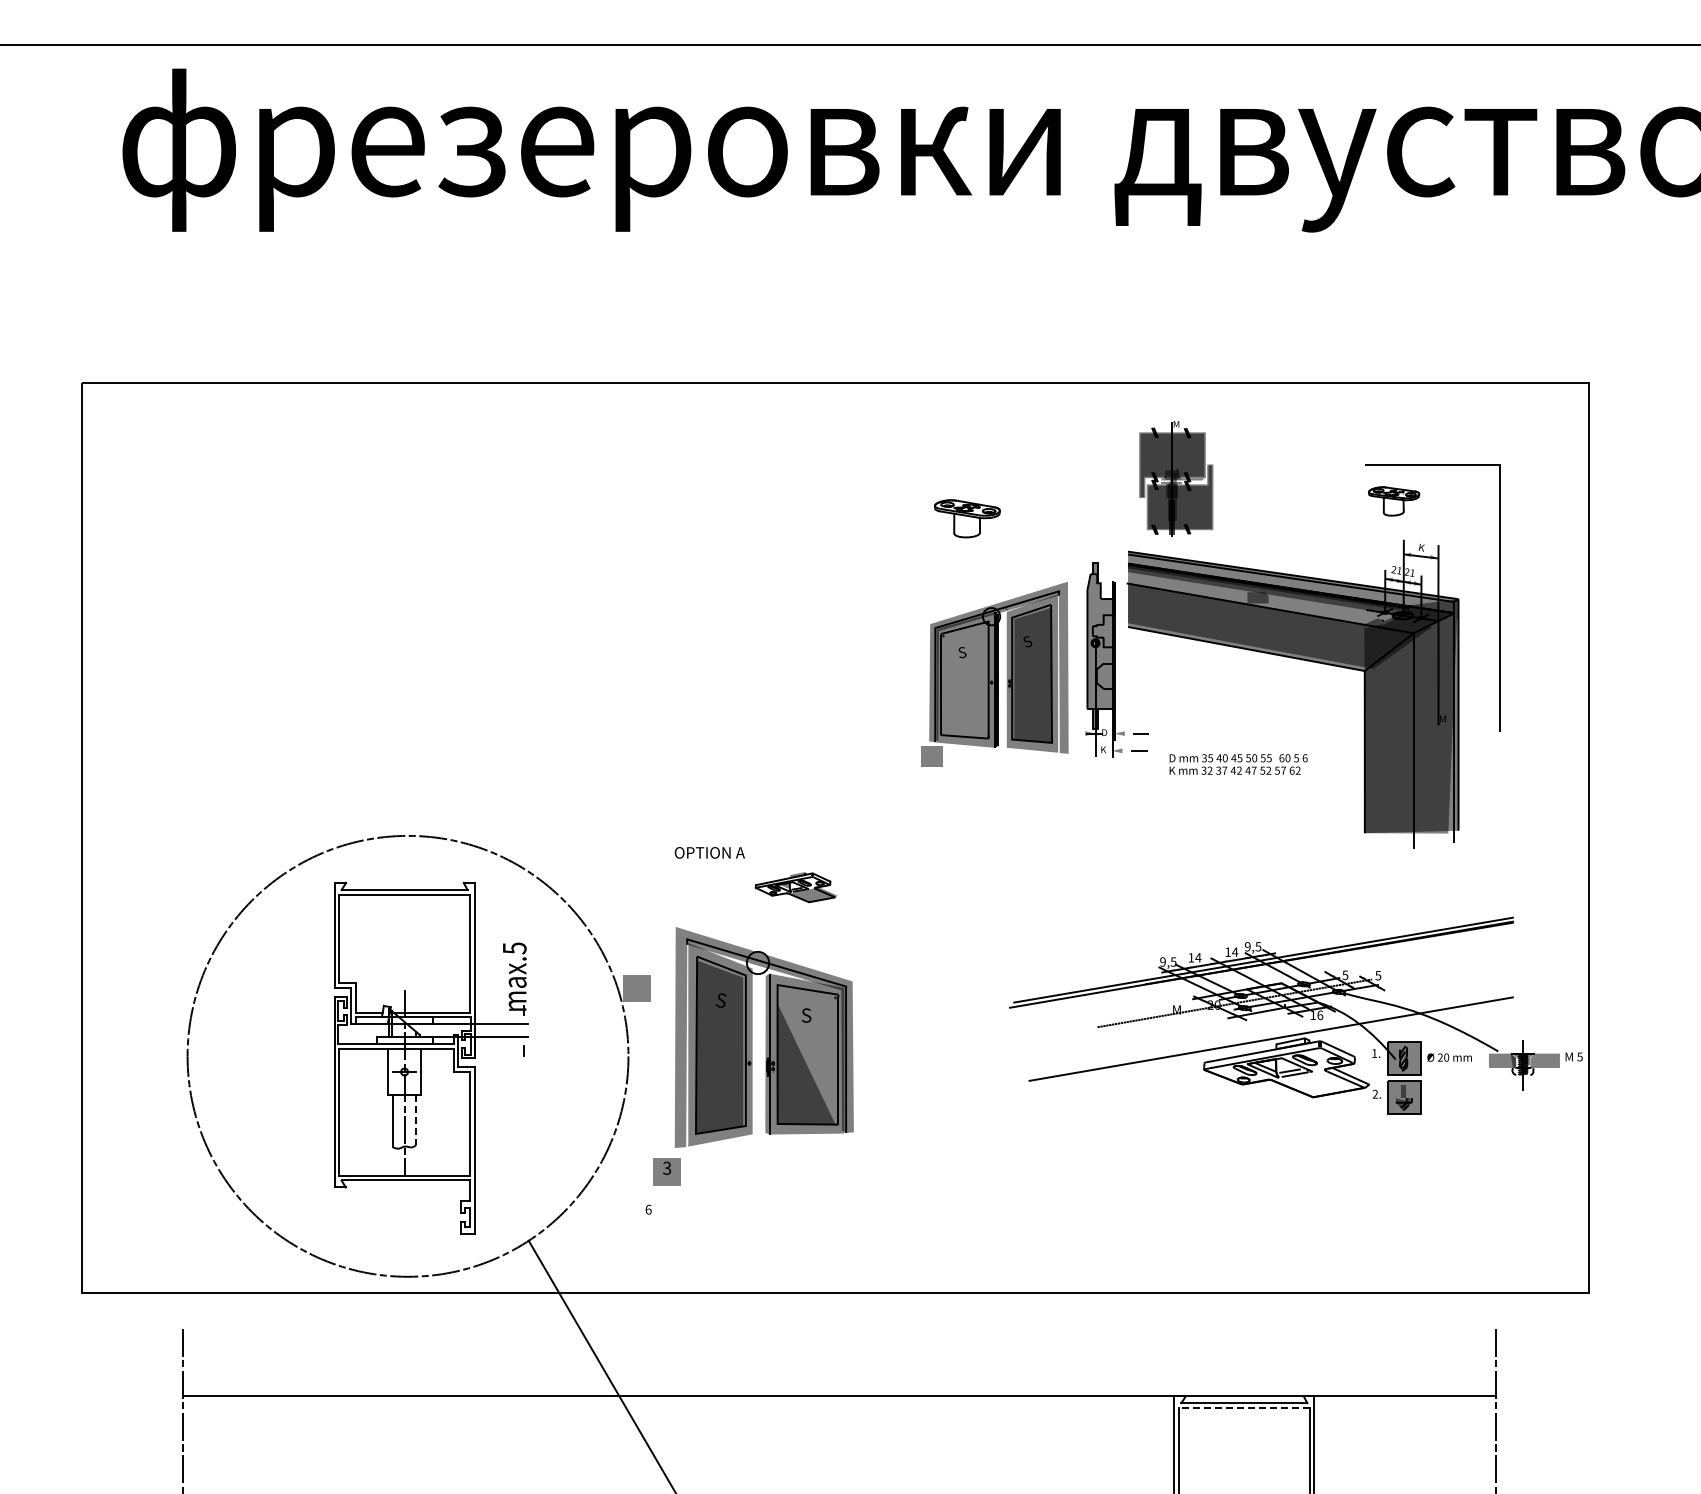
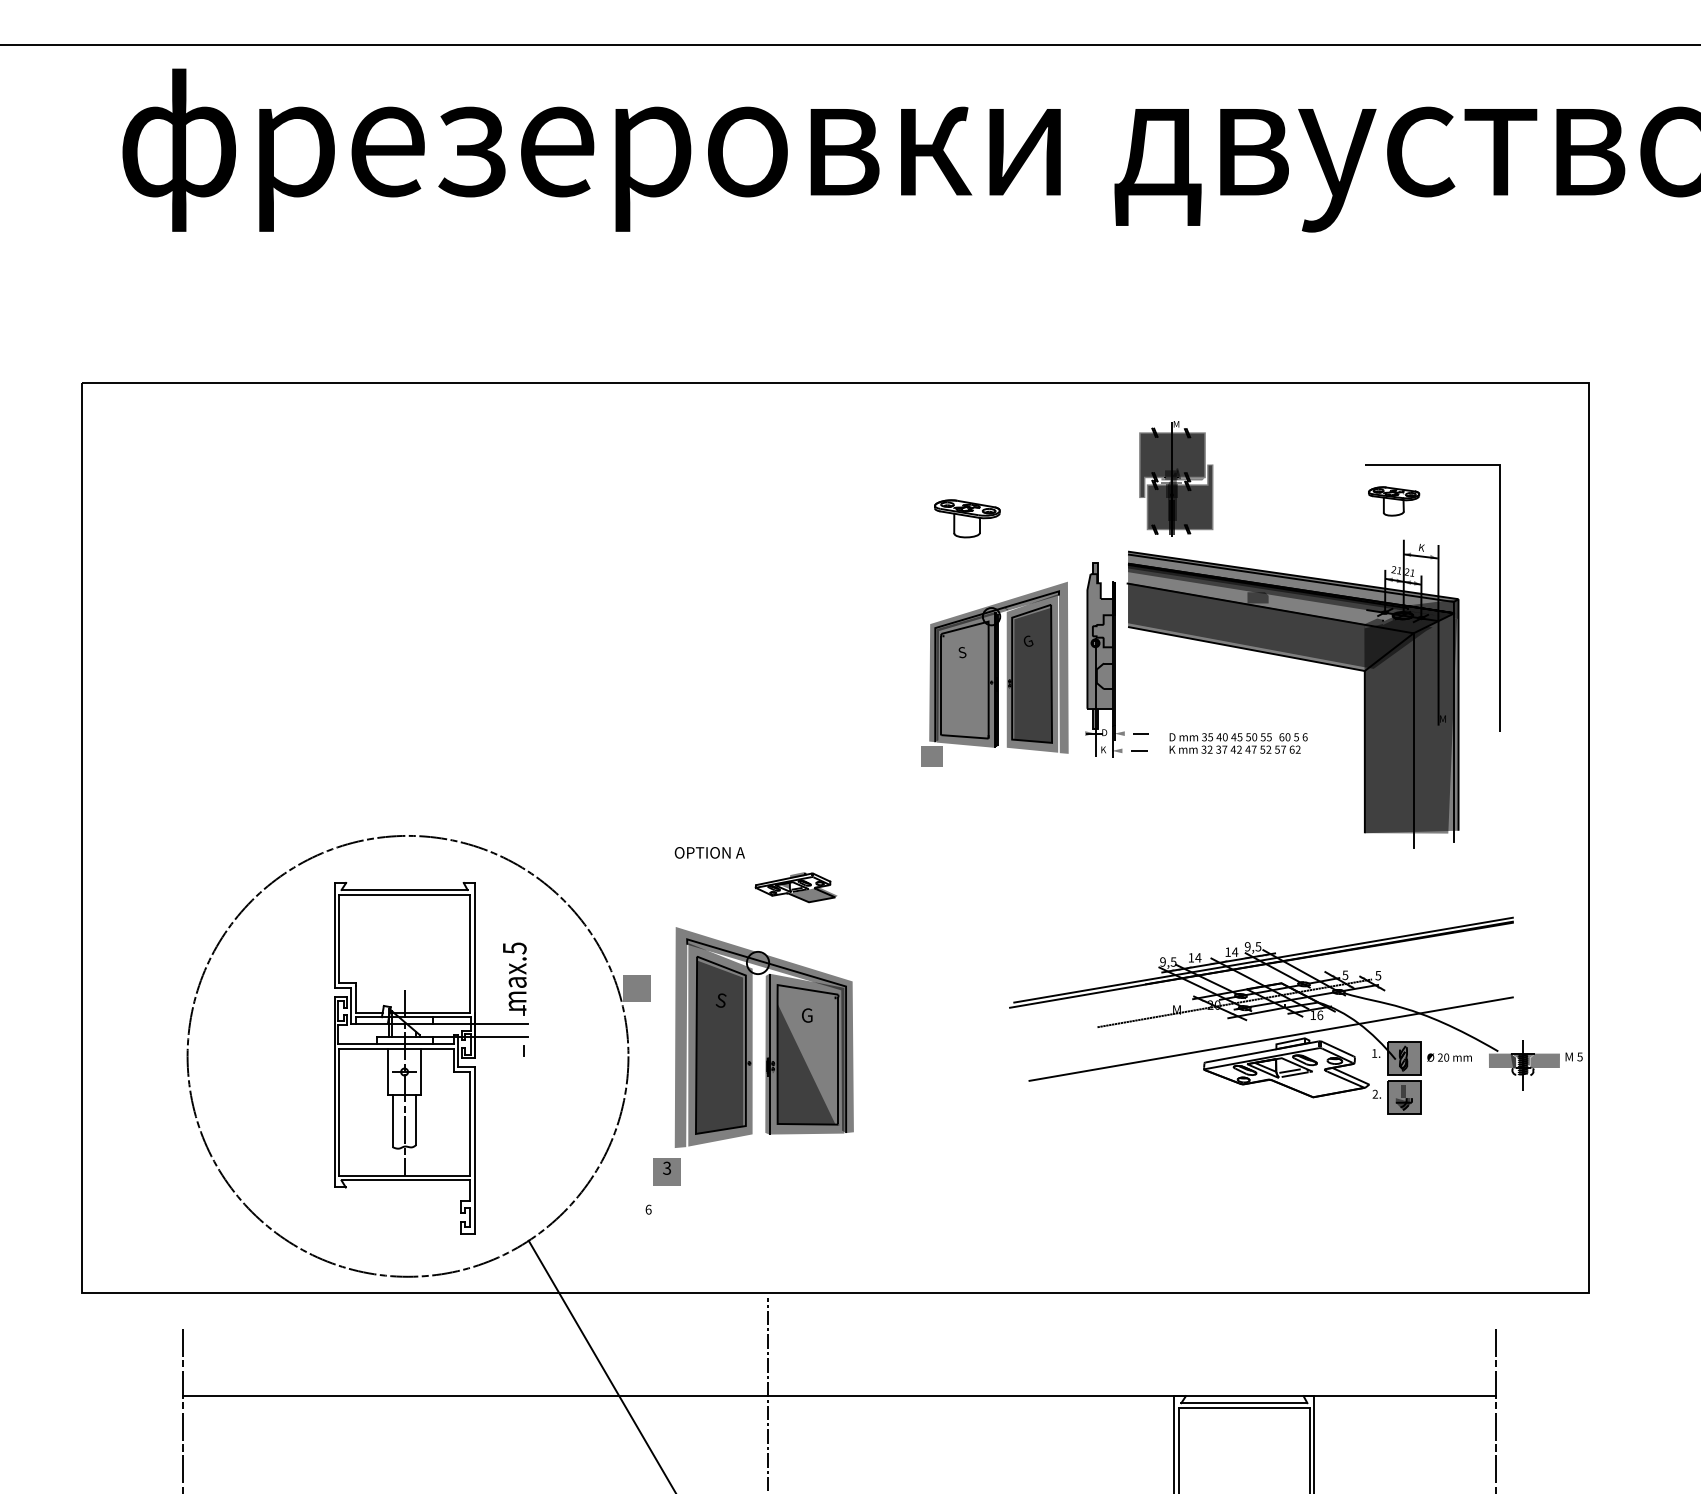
text: S -> G (1028, 641)
text position: (1238, 764) -> (1238, 743) (1238, 743)
text: S -> G (807, 1015)
line: dashed -> solid (416, 1120)
line: none -> present (767, 1393)
line: dashed -> solid (1243, 1407)
